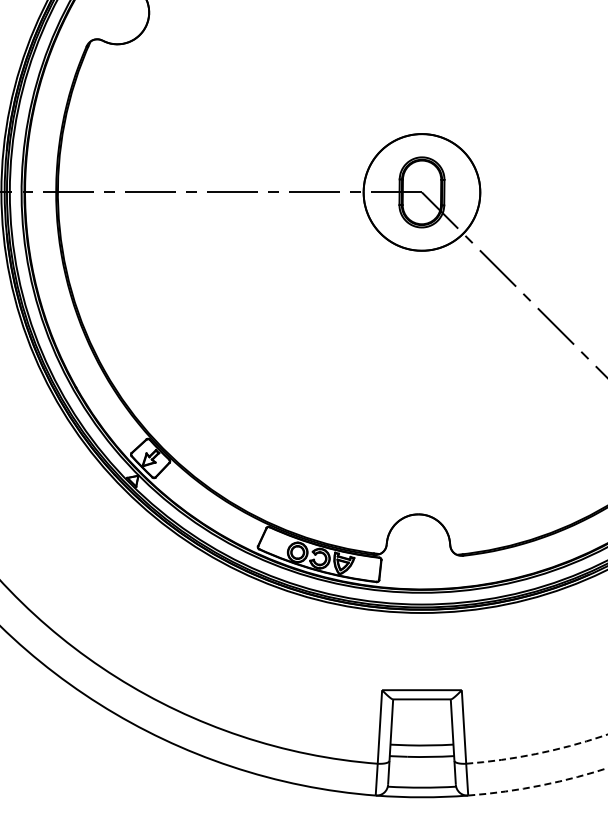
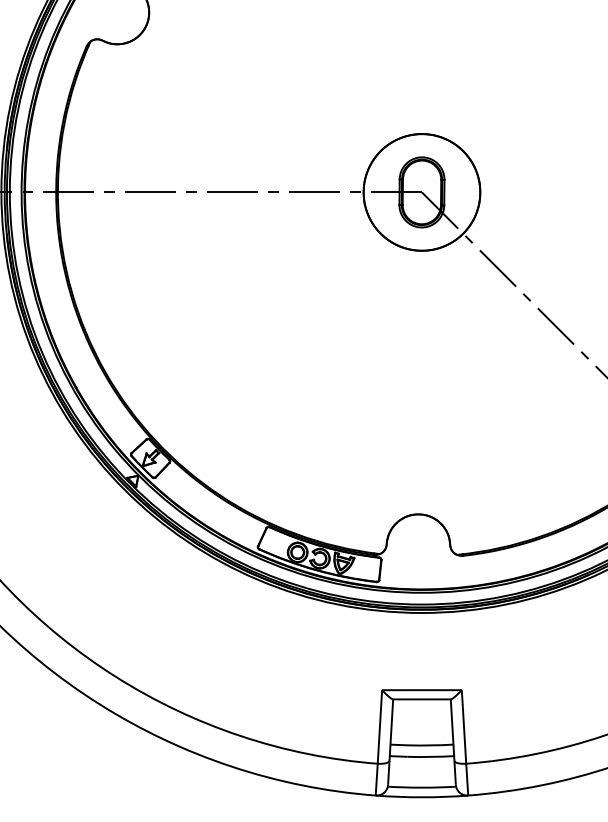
arc: dashed -> solid (538, 753)
arc: dashed -> solid (539, 785)
